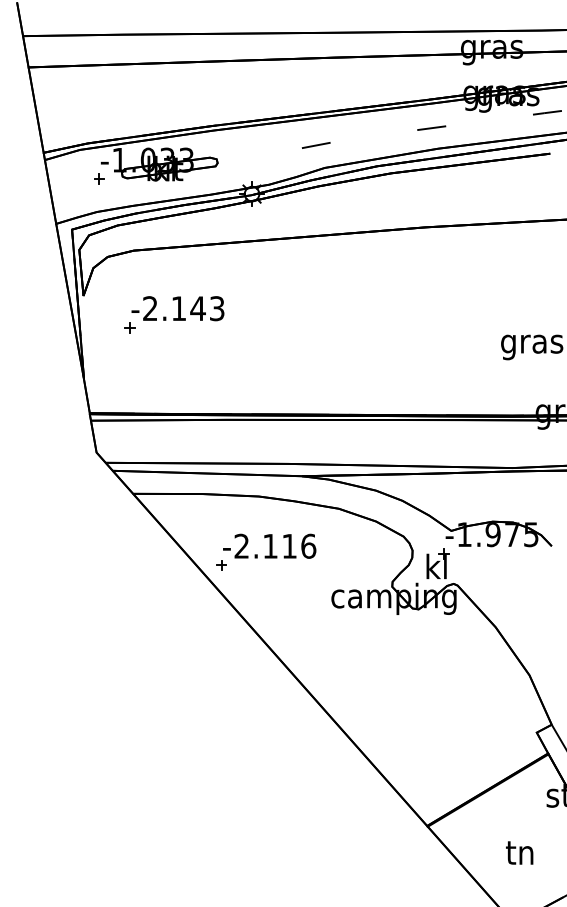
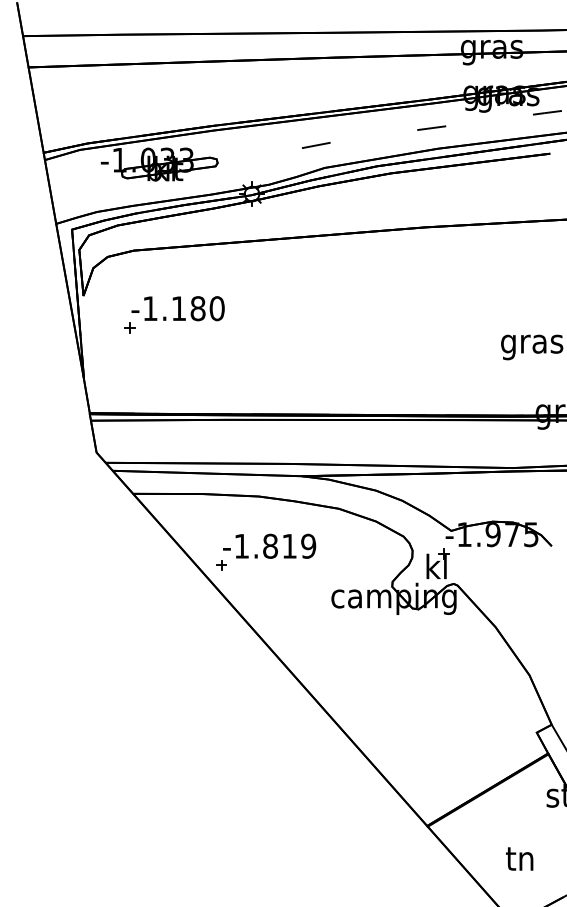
part: present -> none (99, 178)
text: -2.143 -> -1.180 (183, 308)
text: -2.116 -> -1.819 (275, 545)
text position: (519, 852) -> (519, 858) (519, 858)
